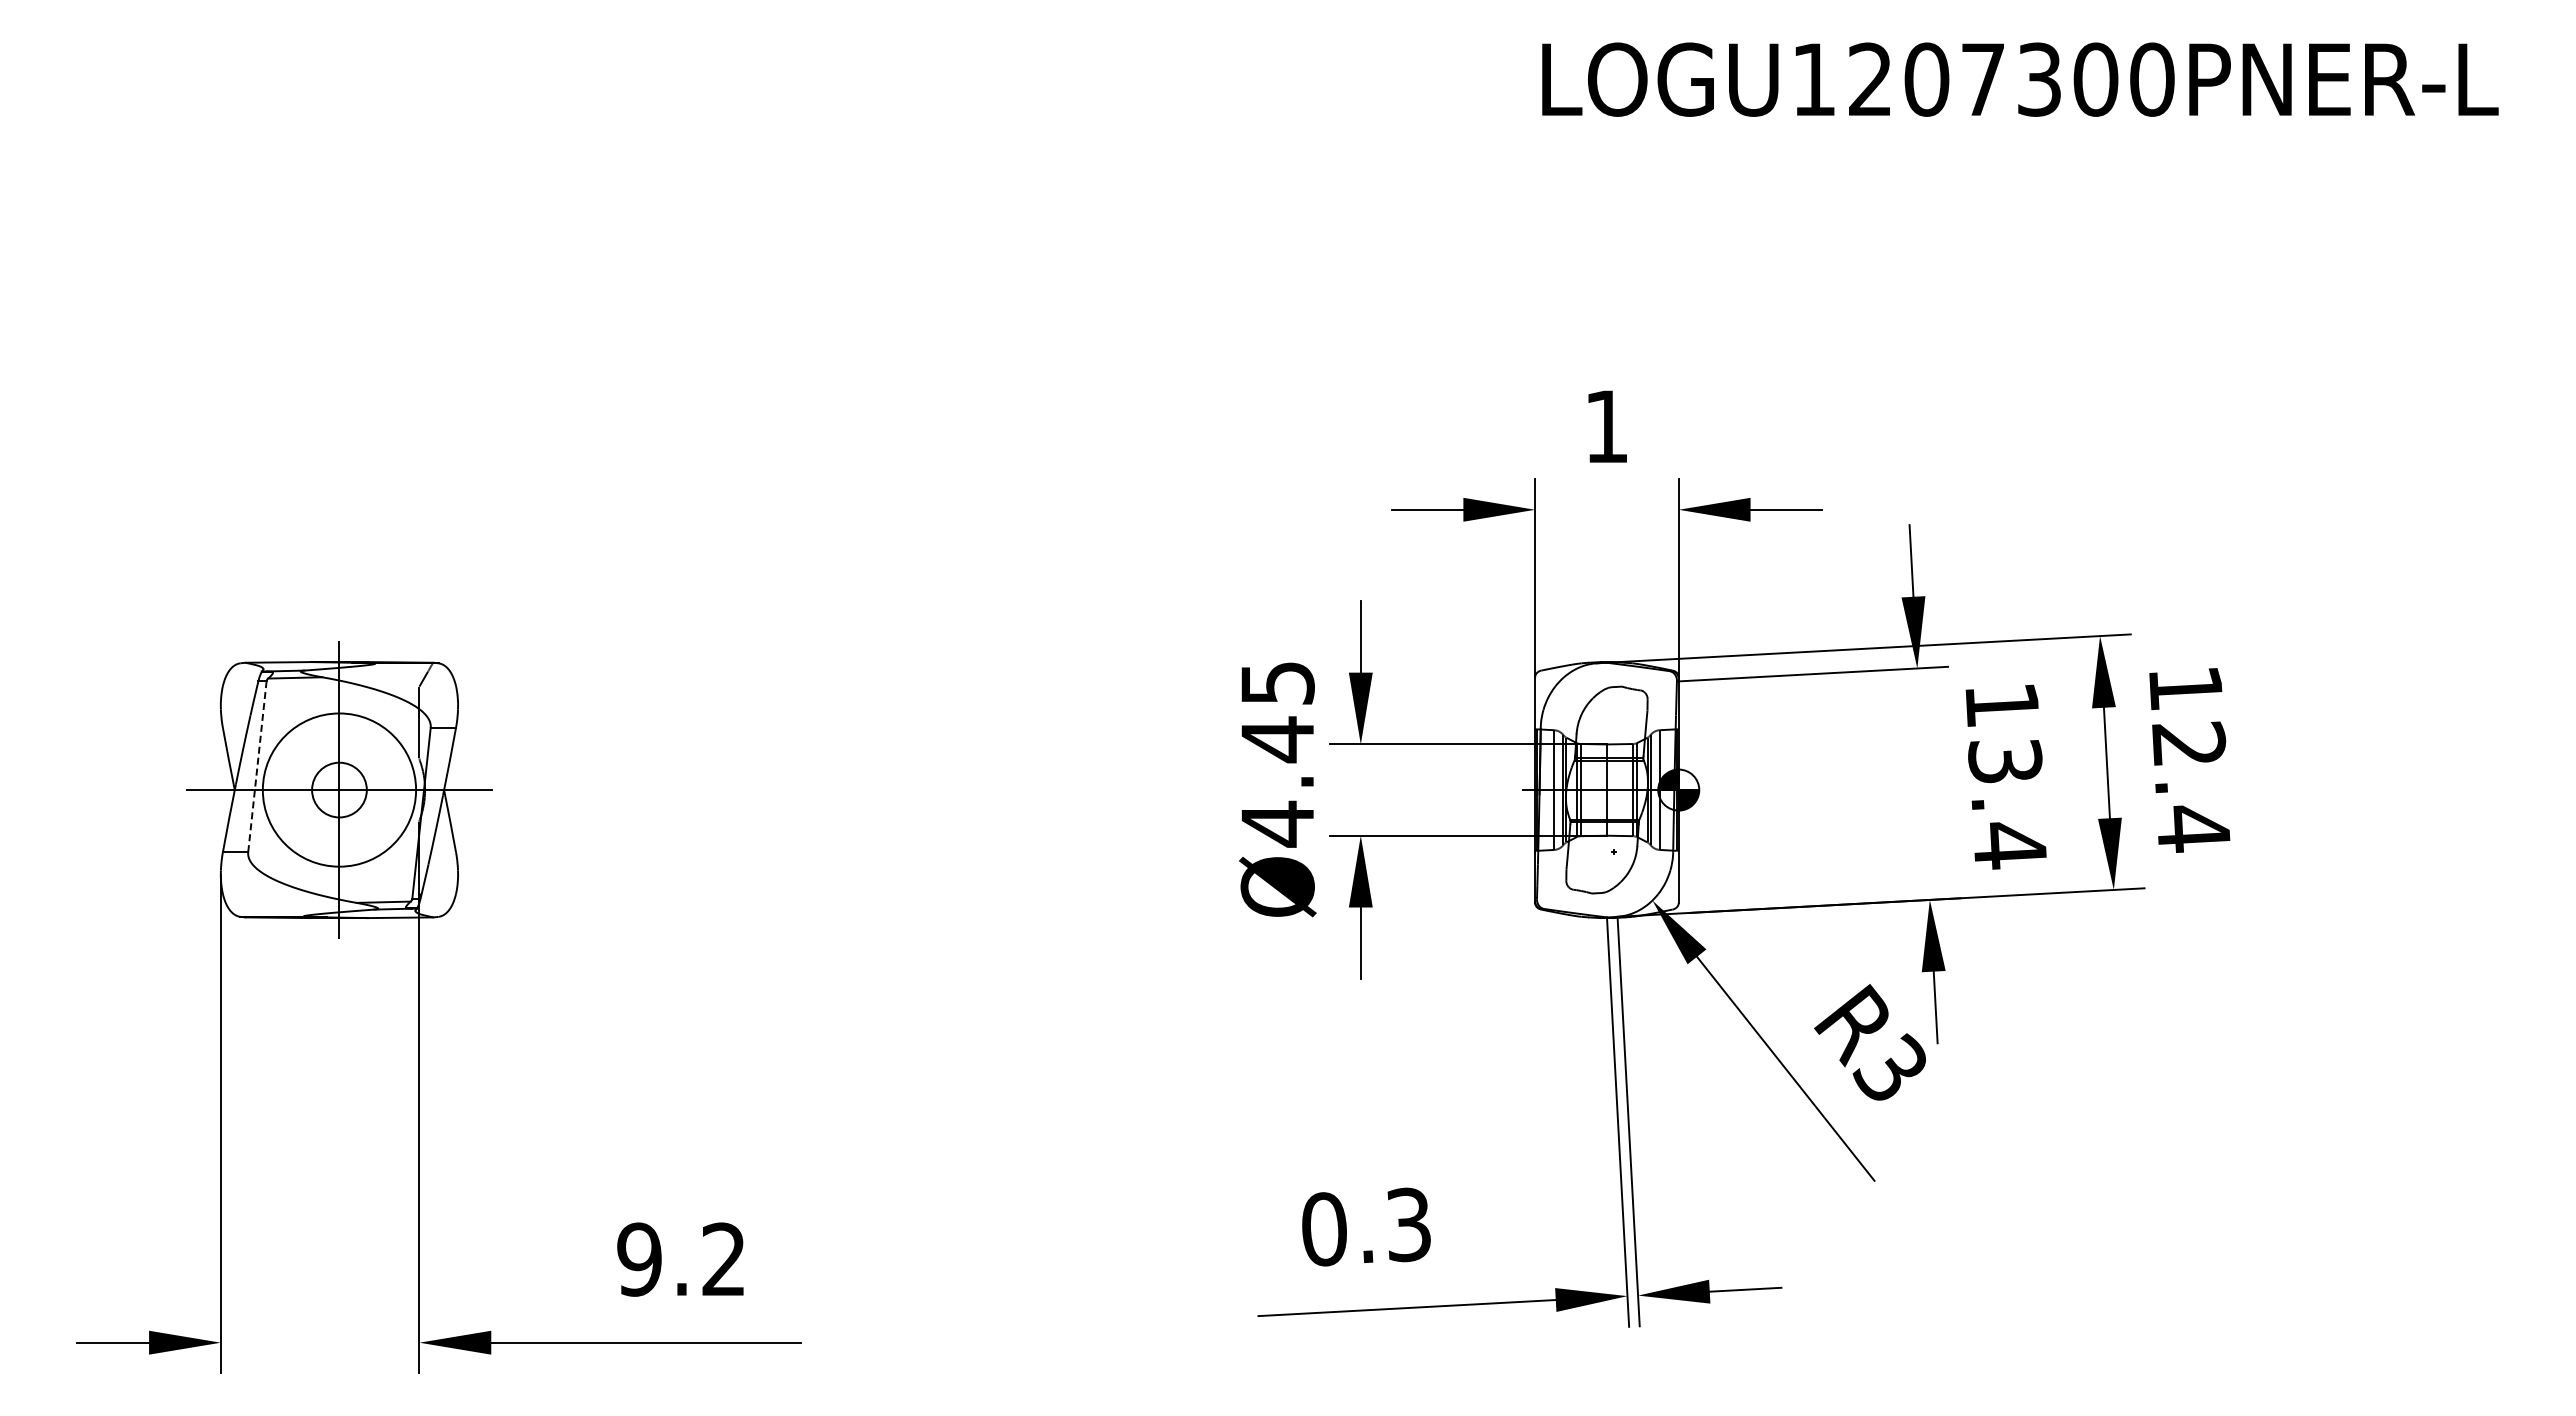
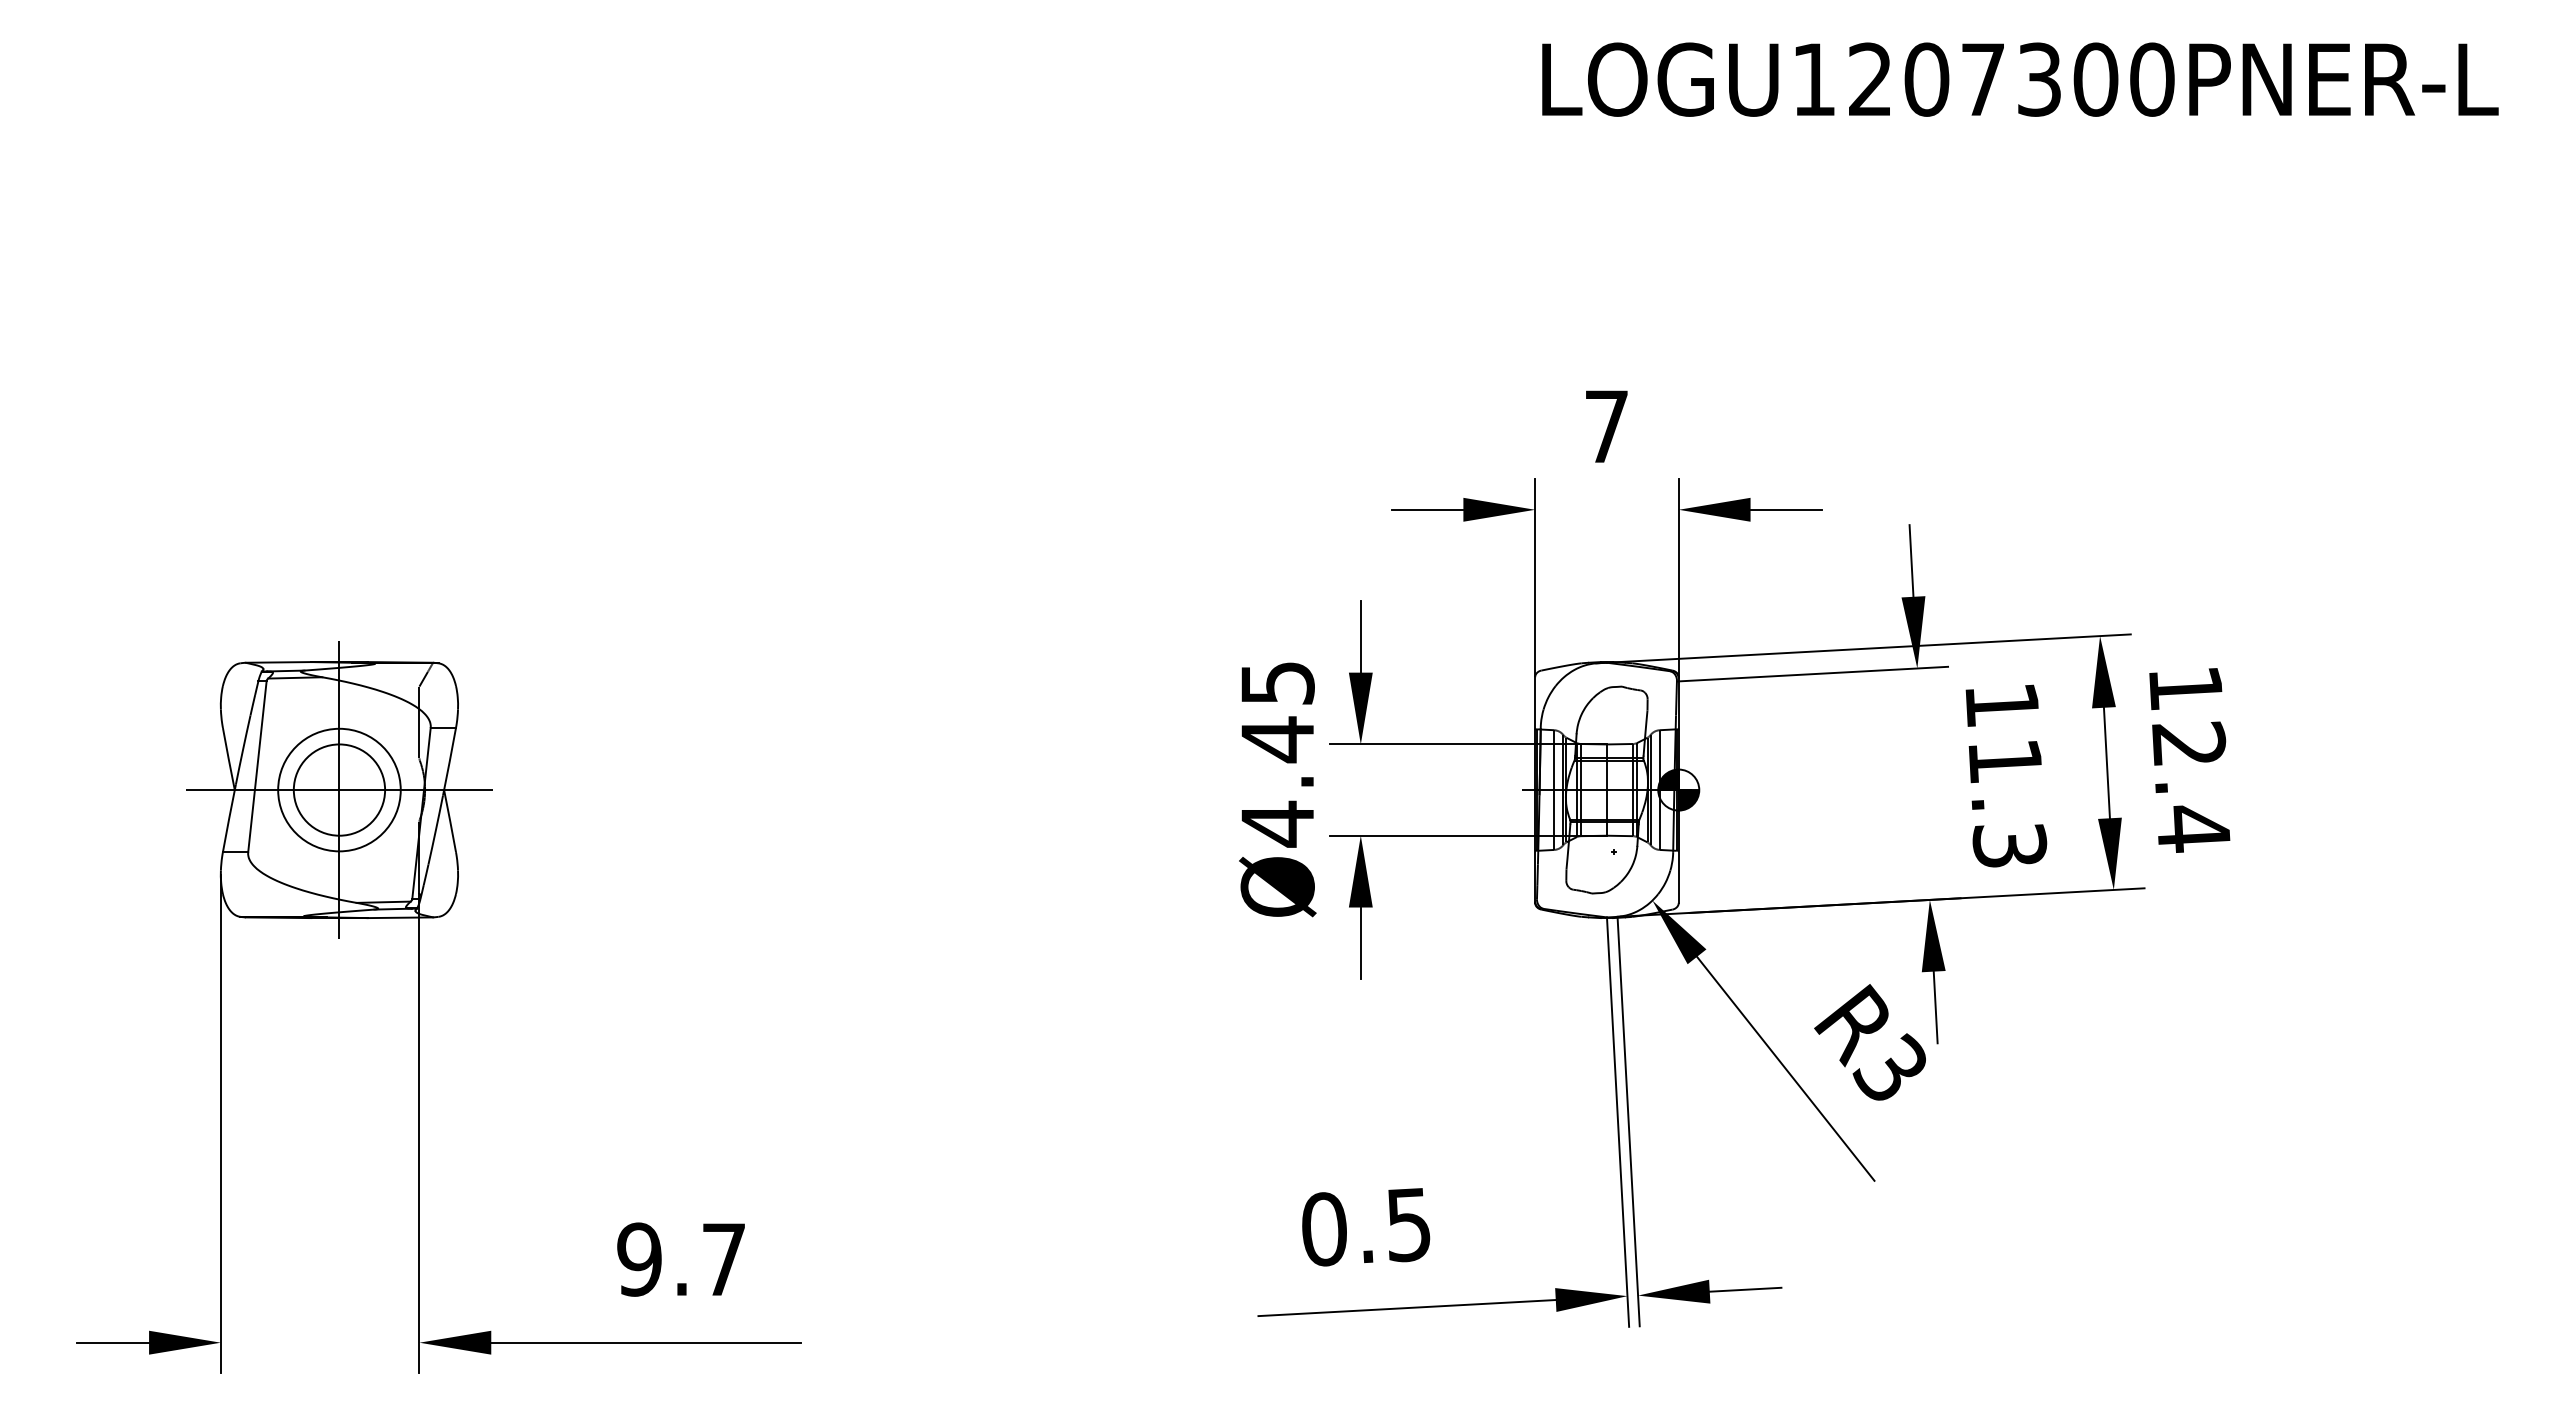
text: 1 -> 7 (1606, 426)
line: dashed -> solid (257, 766)
circle diameter: 153 px -> 123 px (339, 789)
circle diameter: 55 px -> 91 px (339, 789)
text: 13.4 -> 11.3 (2007, 804)
text: 0.3 -> 0.5 (1408, 1224)
text: 9.2 -> 9.7 (723, 1258)
